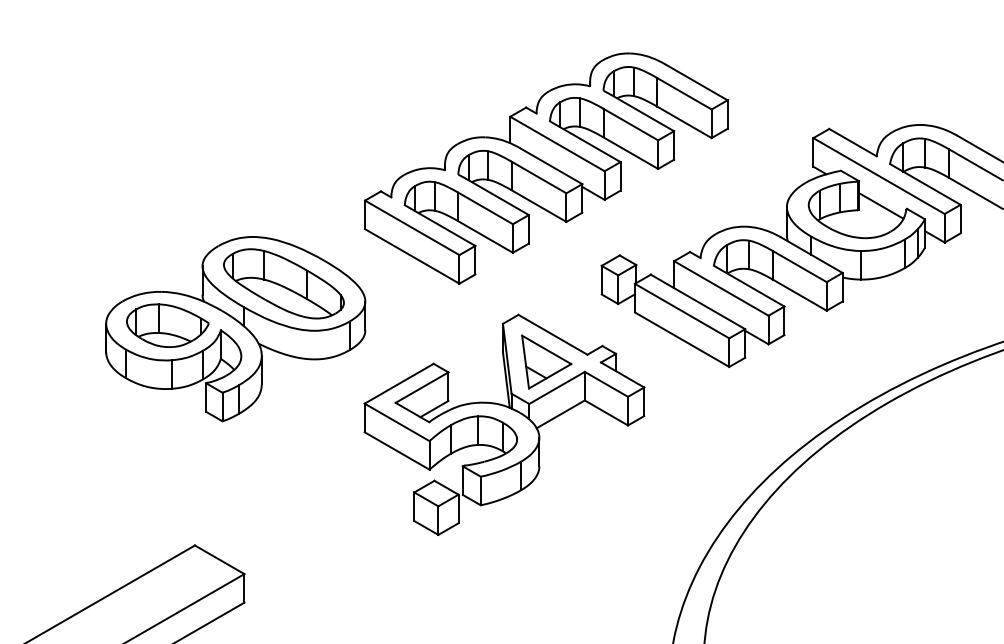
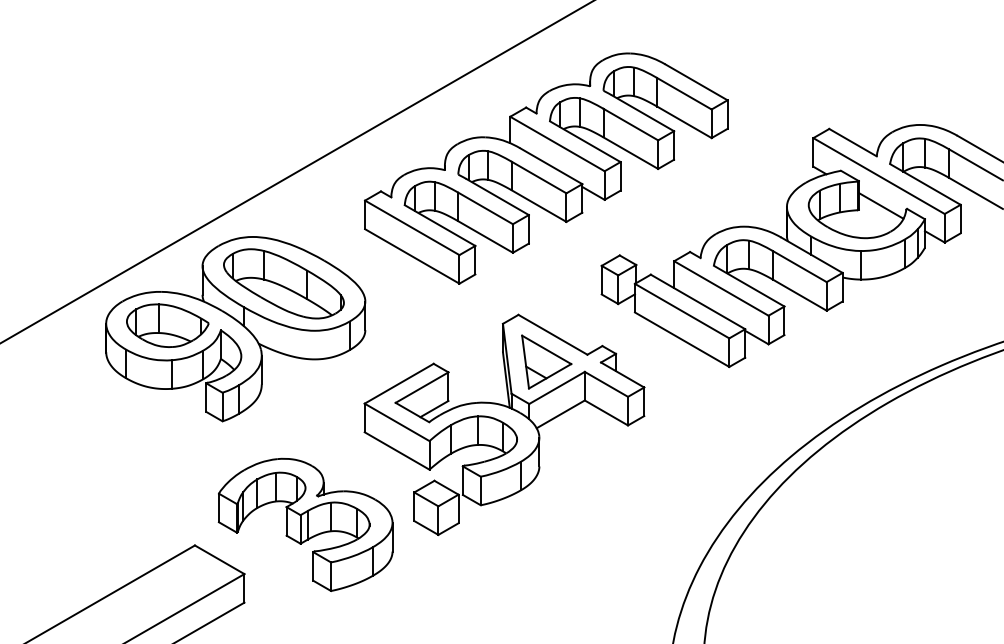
line: none -> present (296, 172)
part: none -> present (305, 524)
